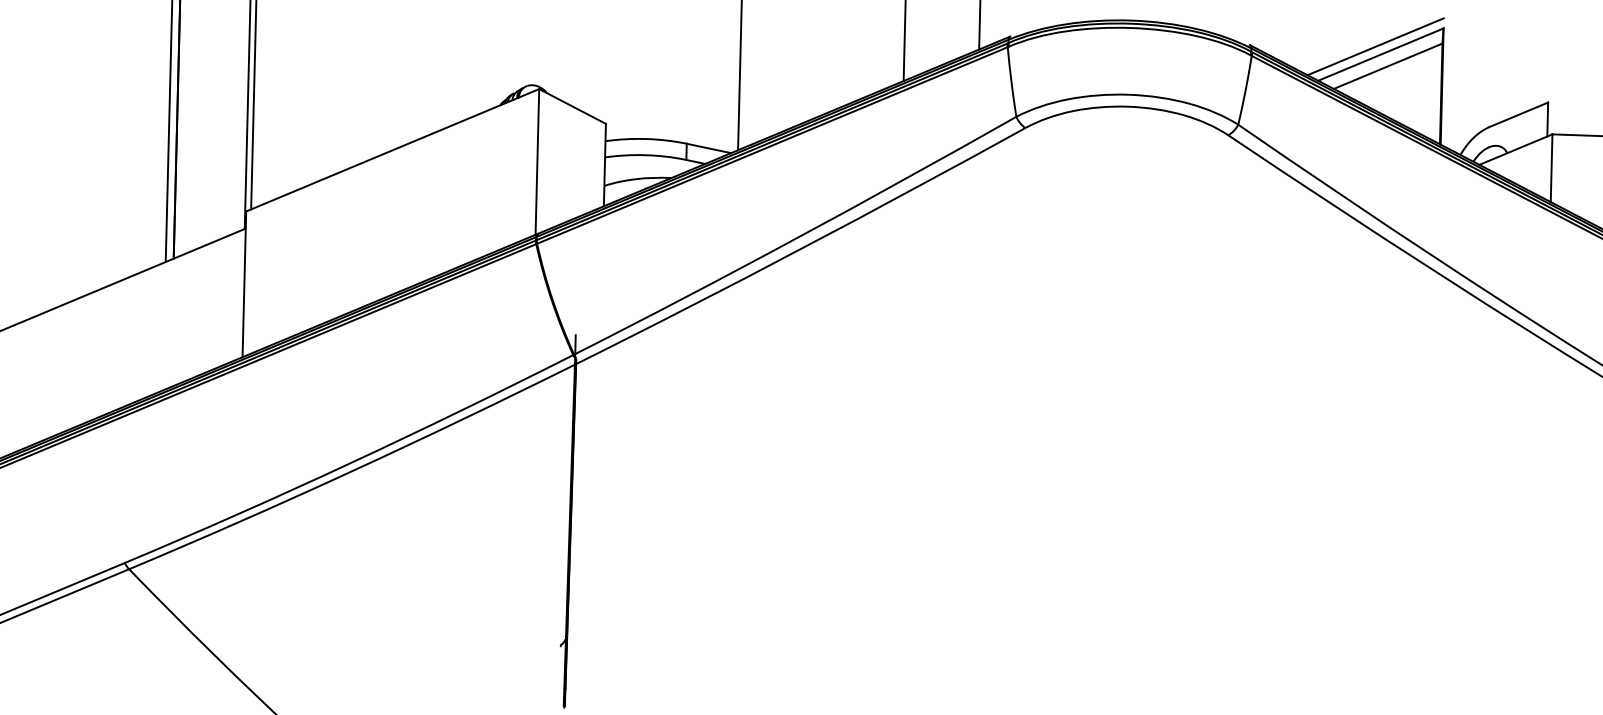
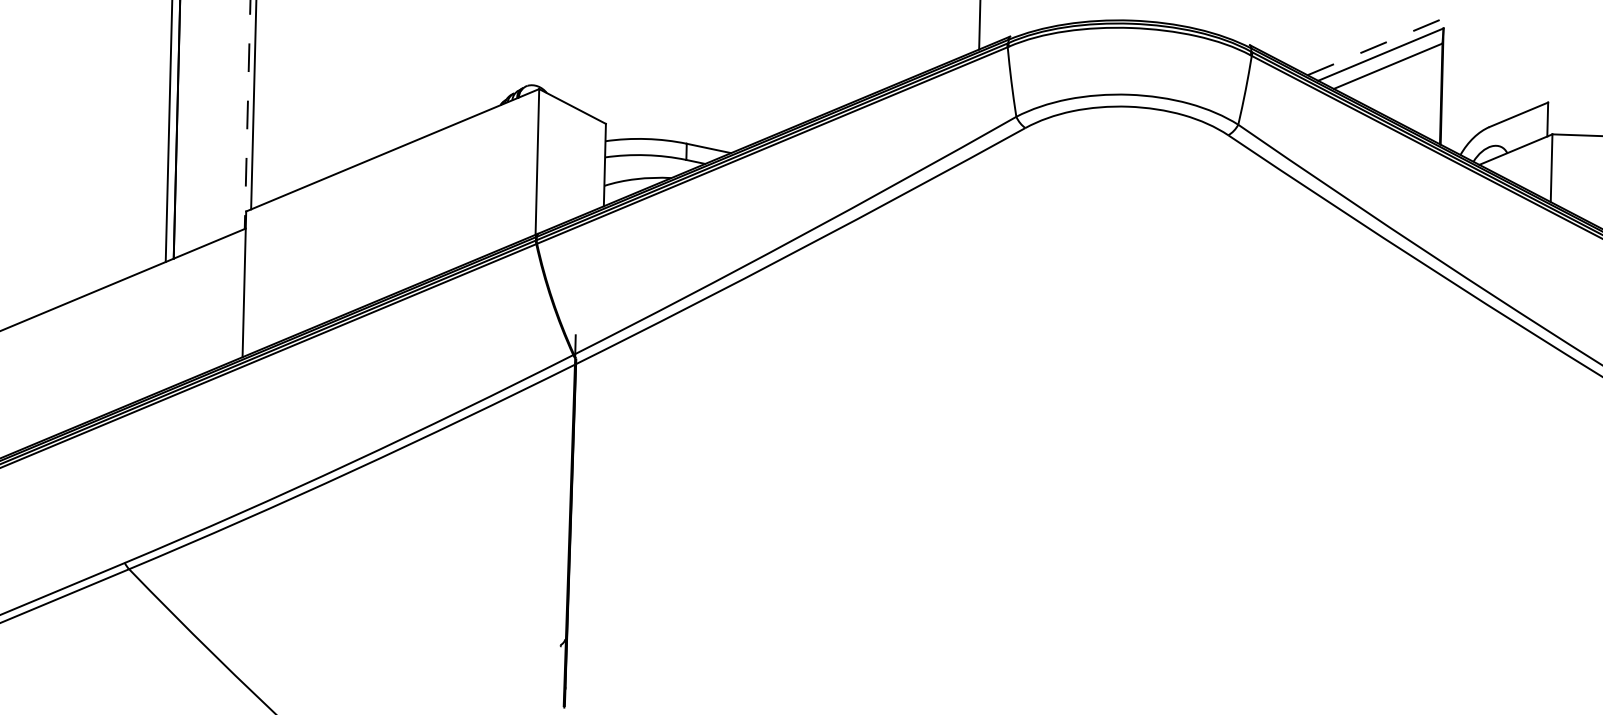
line: present -> none (904, 41)
line: solid -> dashed (1375, 46)
line: present -> none (739, 76)
line: solid -> dashed (247, 115)
